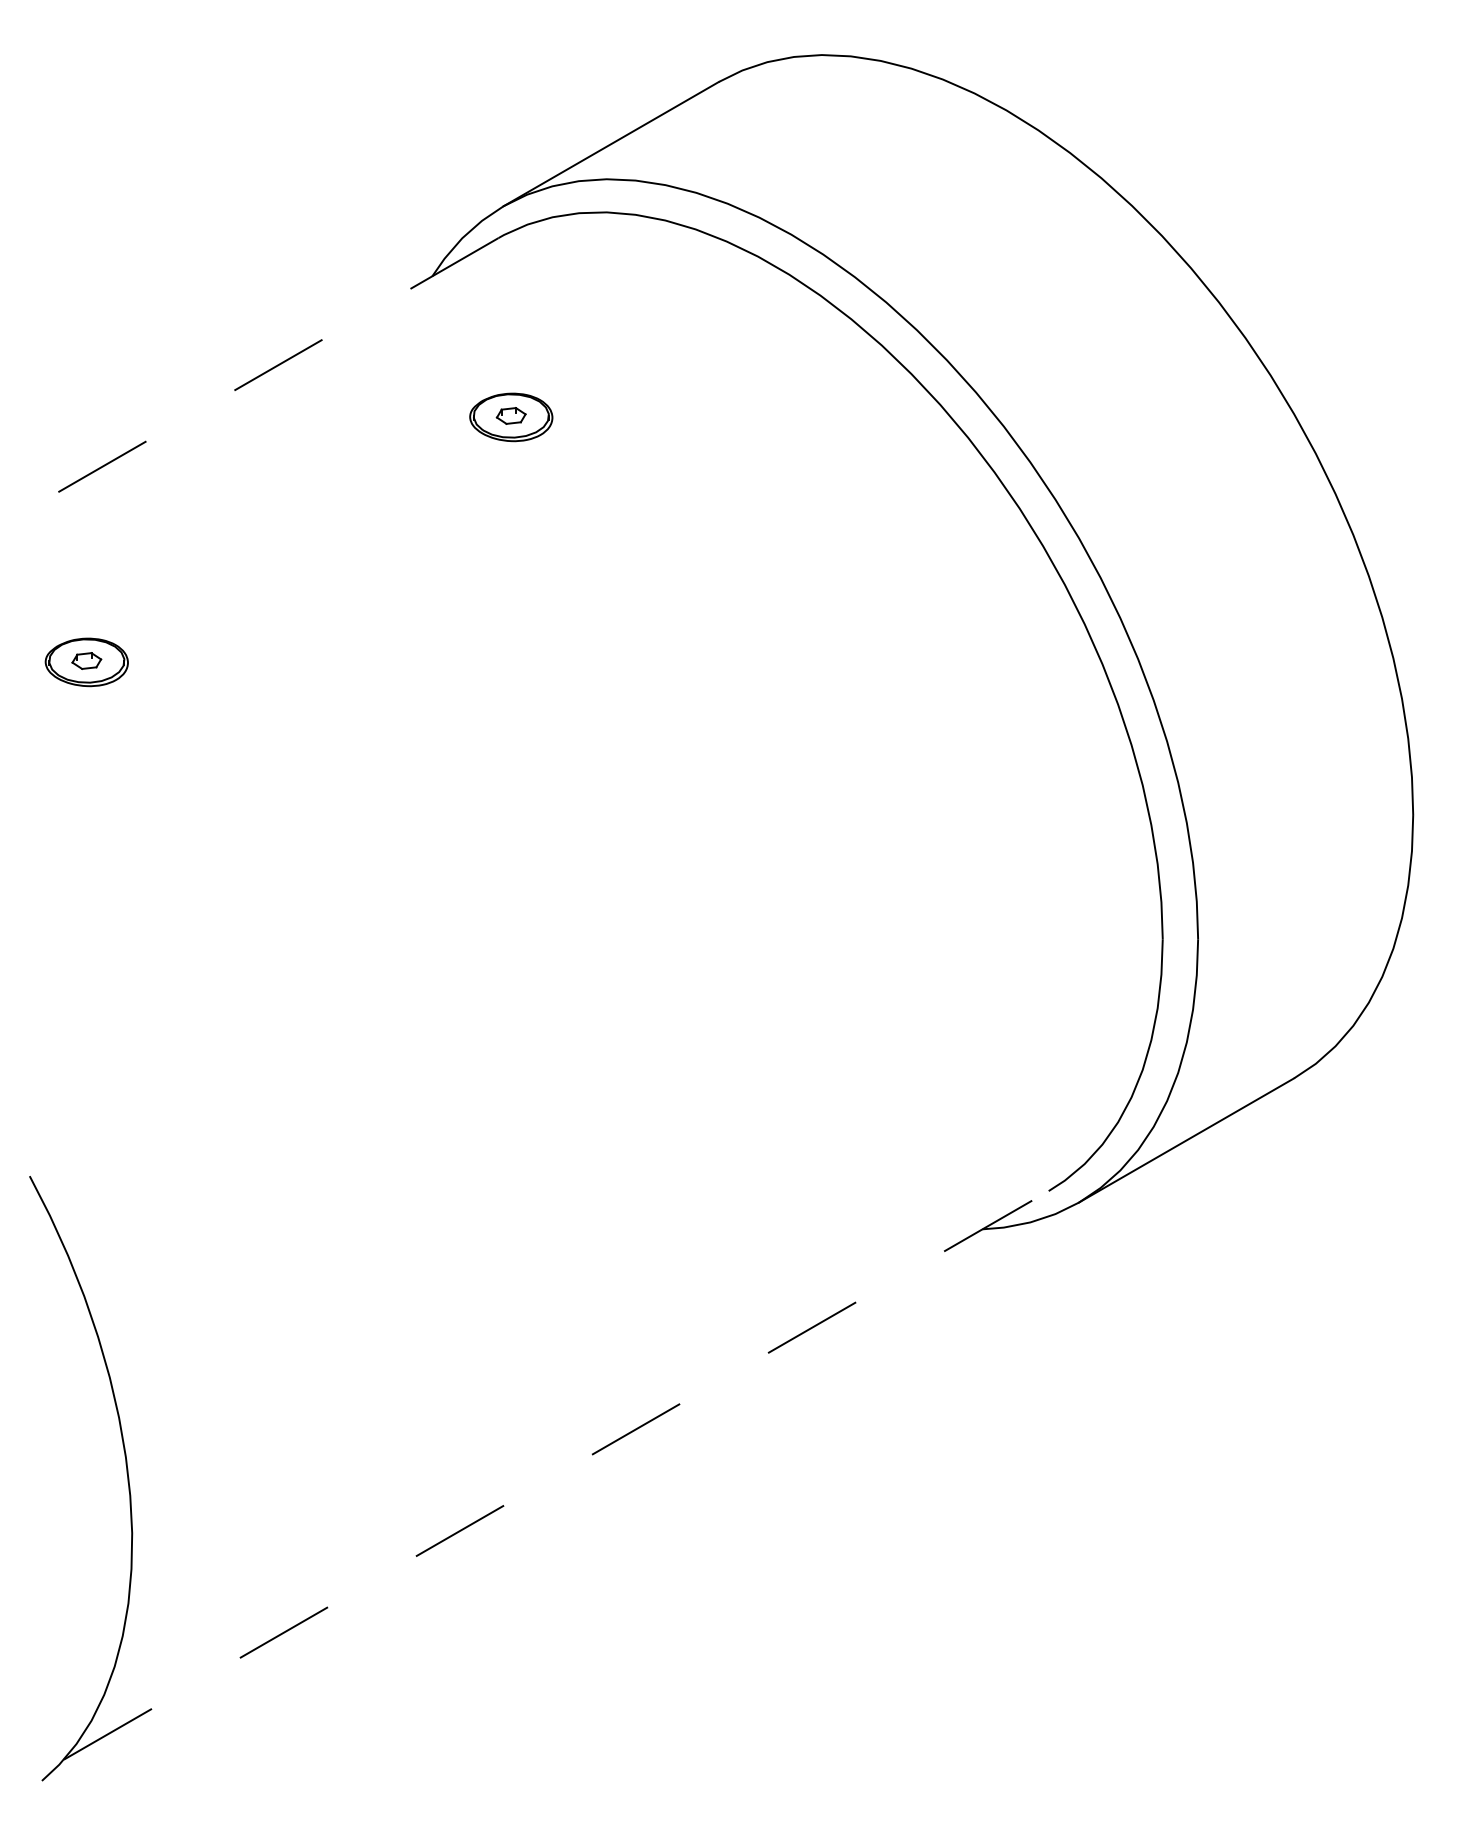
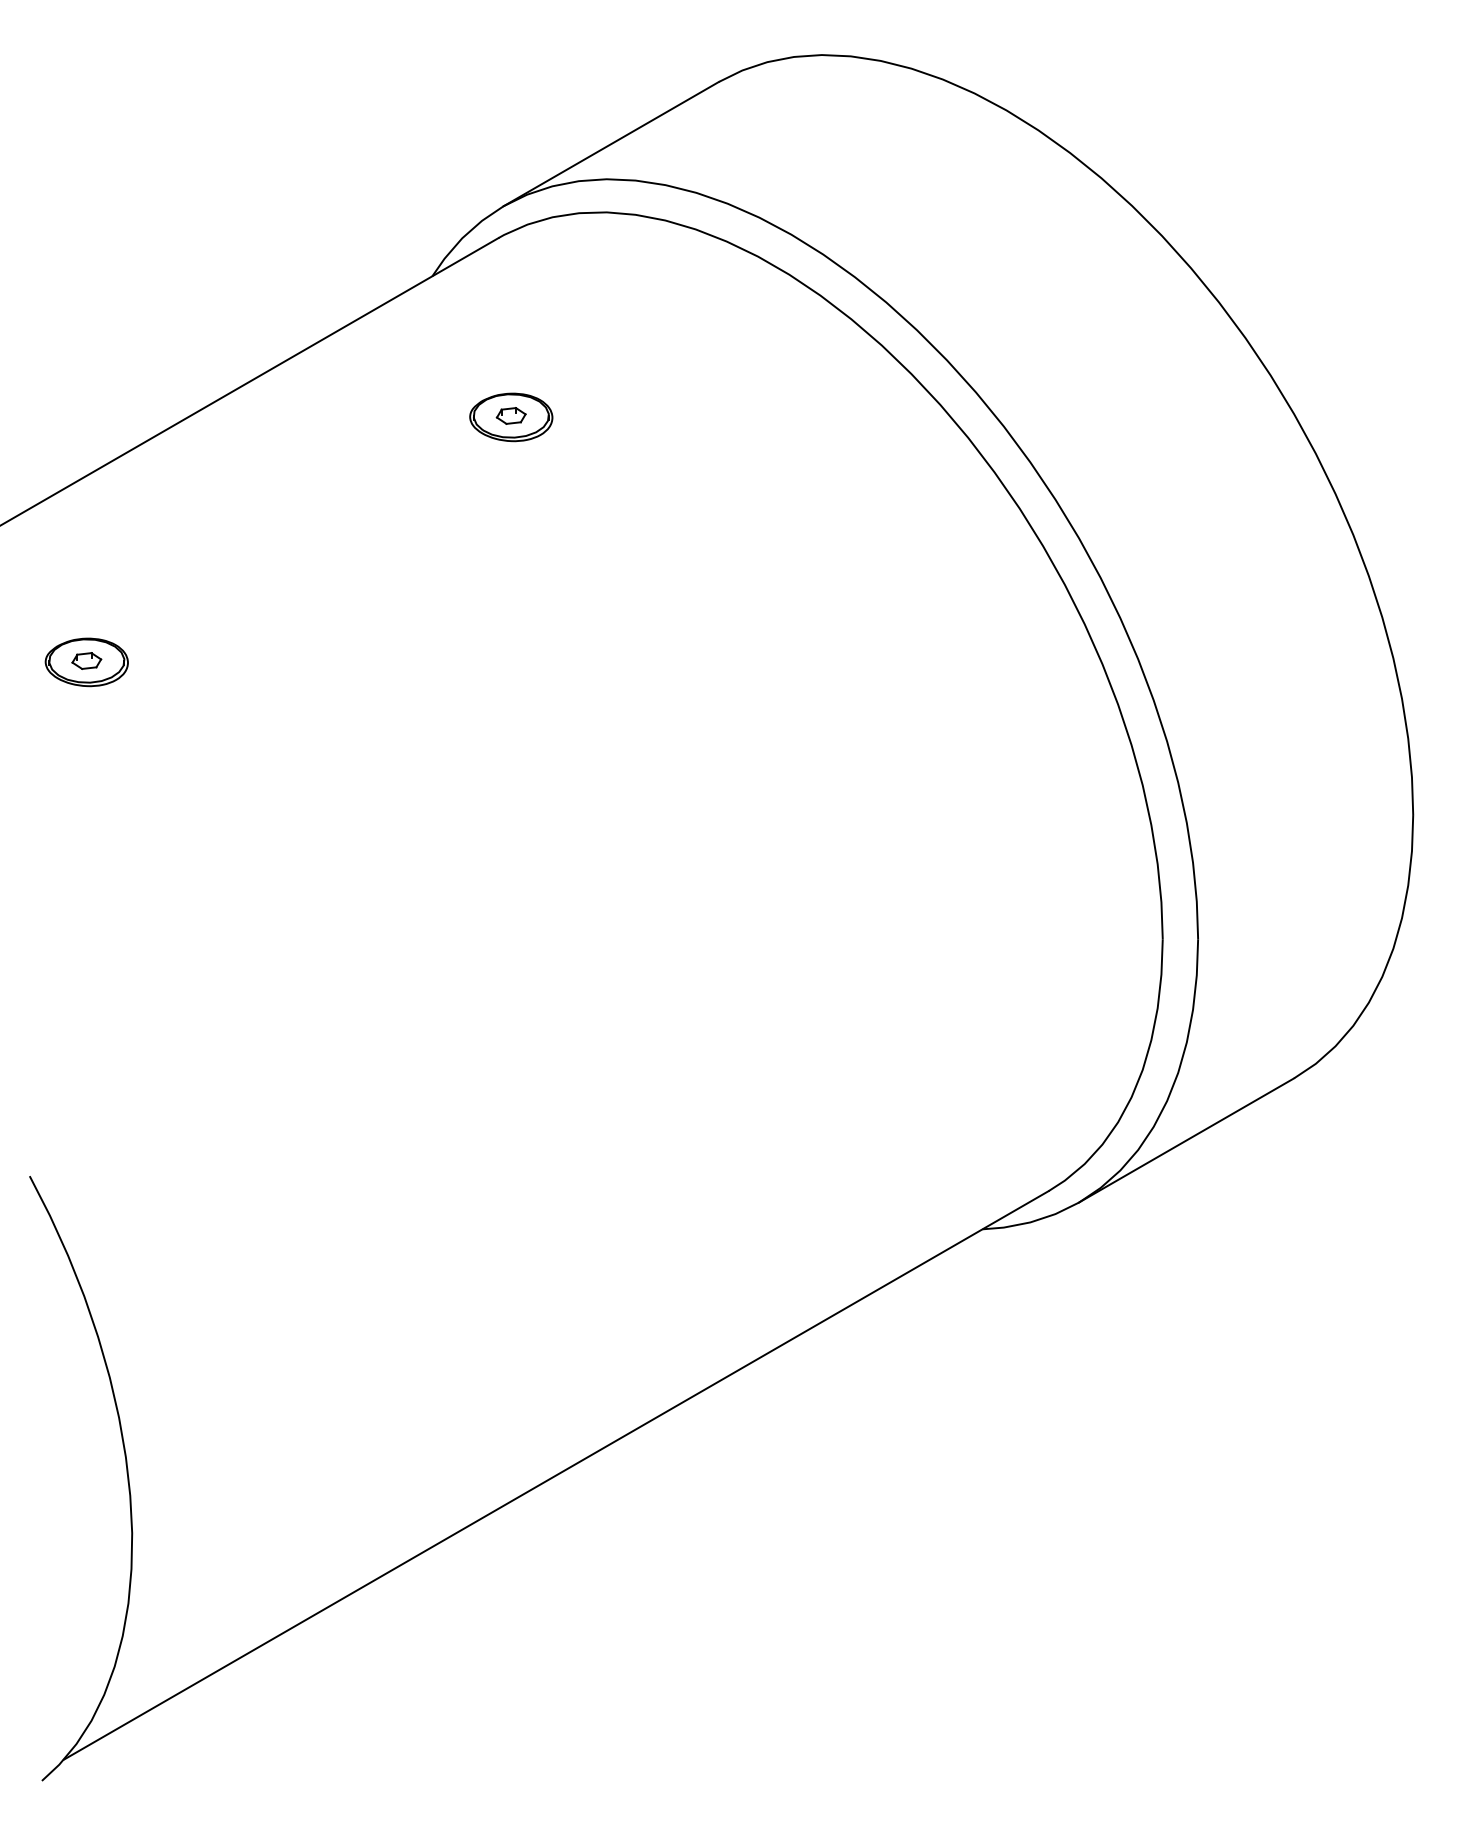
line: dashed -> solid (249, 381)
line: dashed -> solid (556, 1475)
